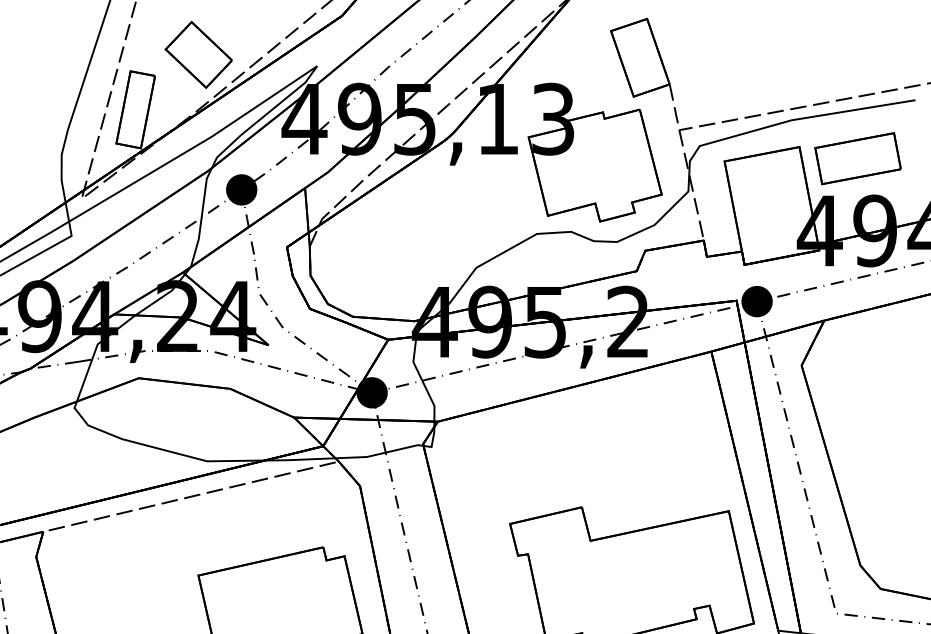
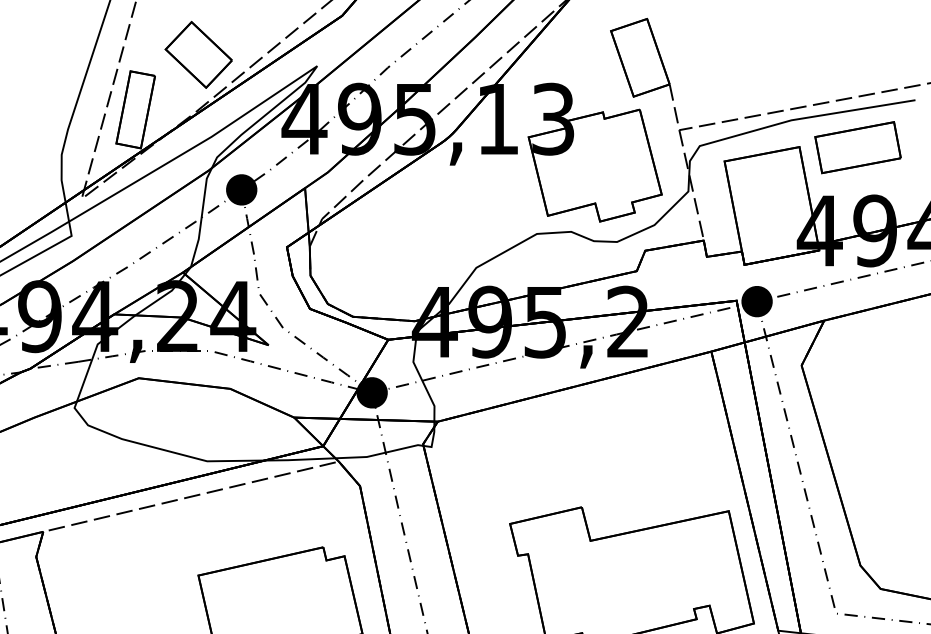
part position: (857, 158) -> (857, 147) (857, 147)
